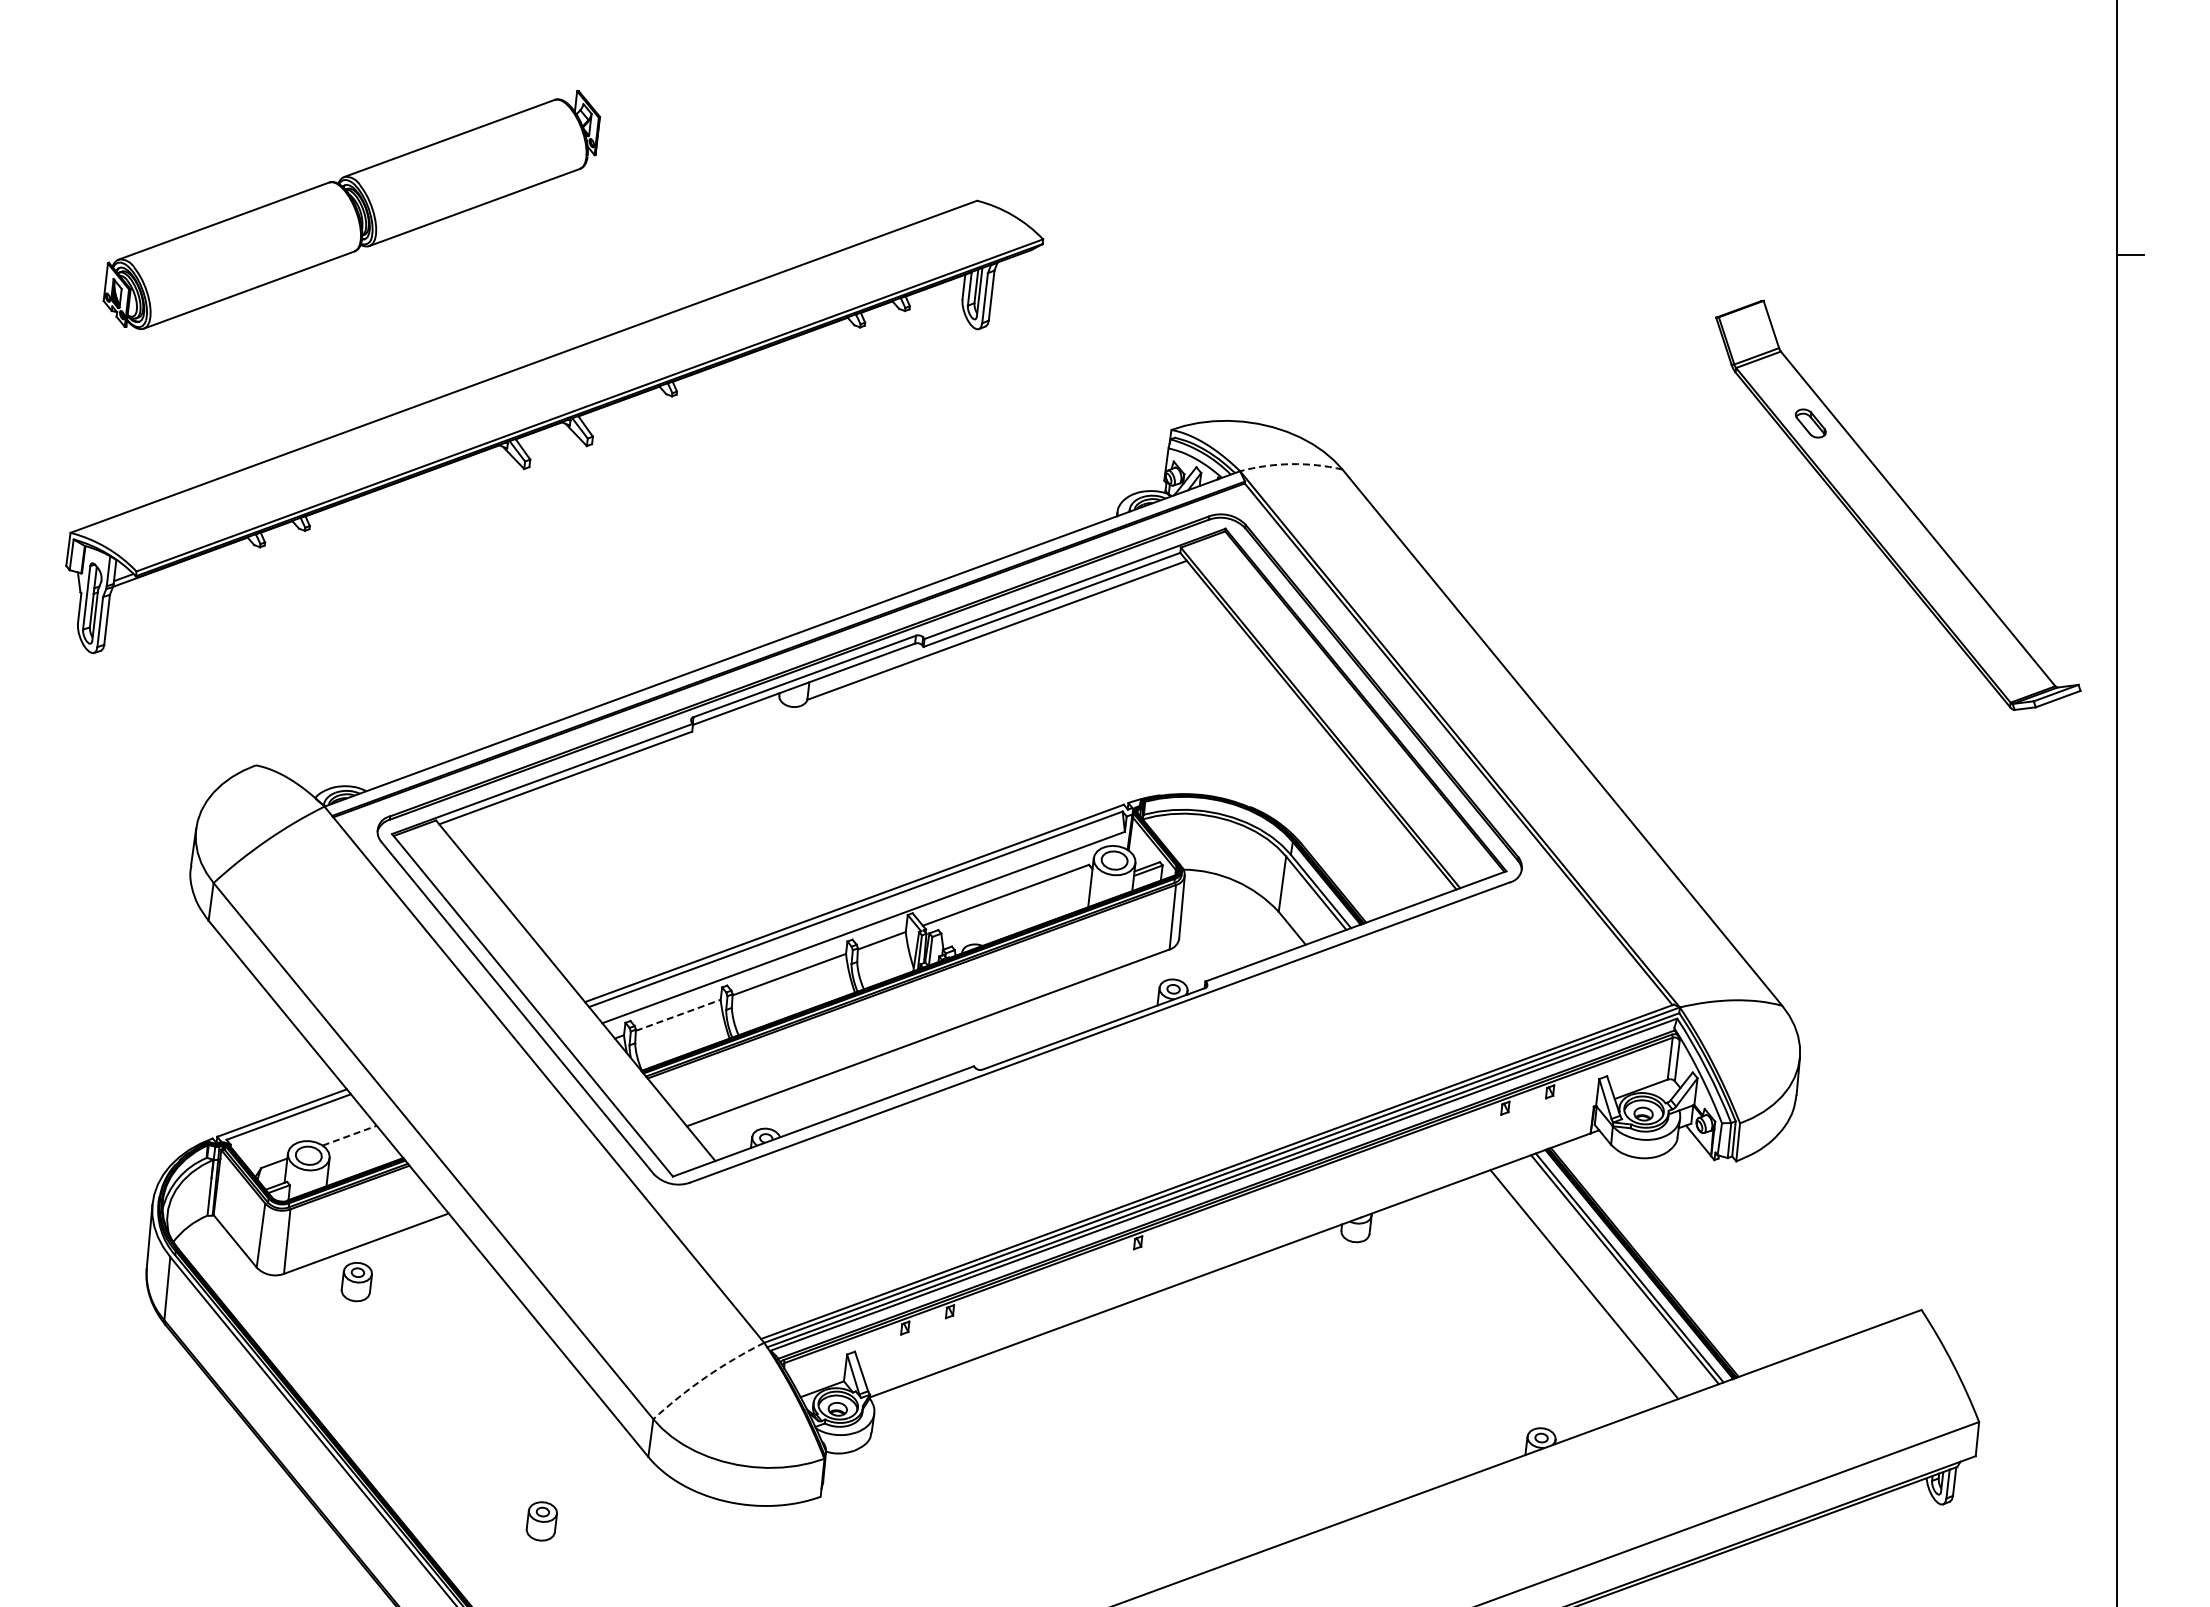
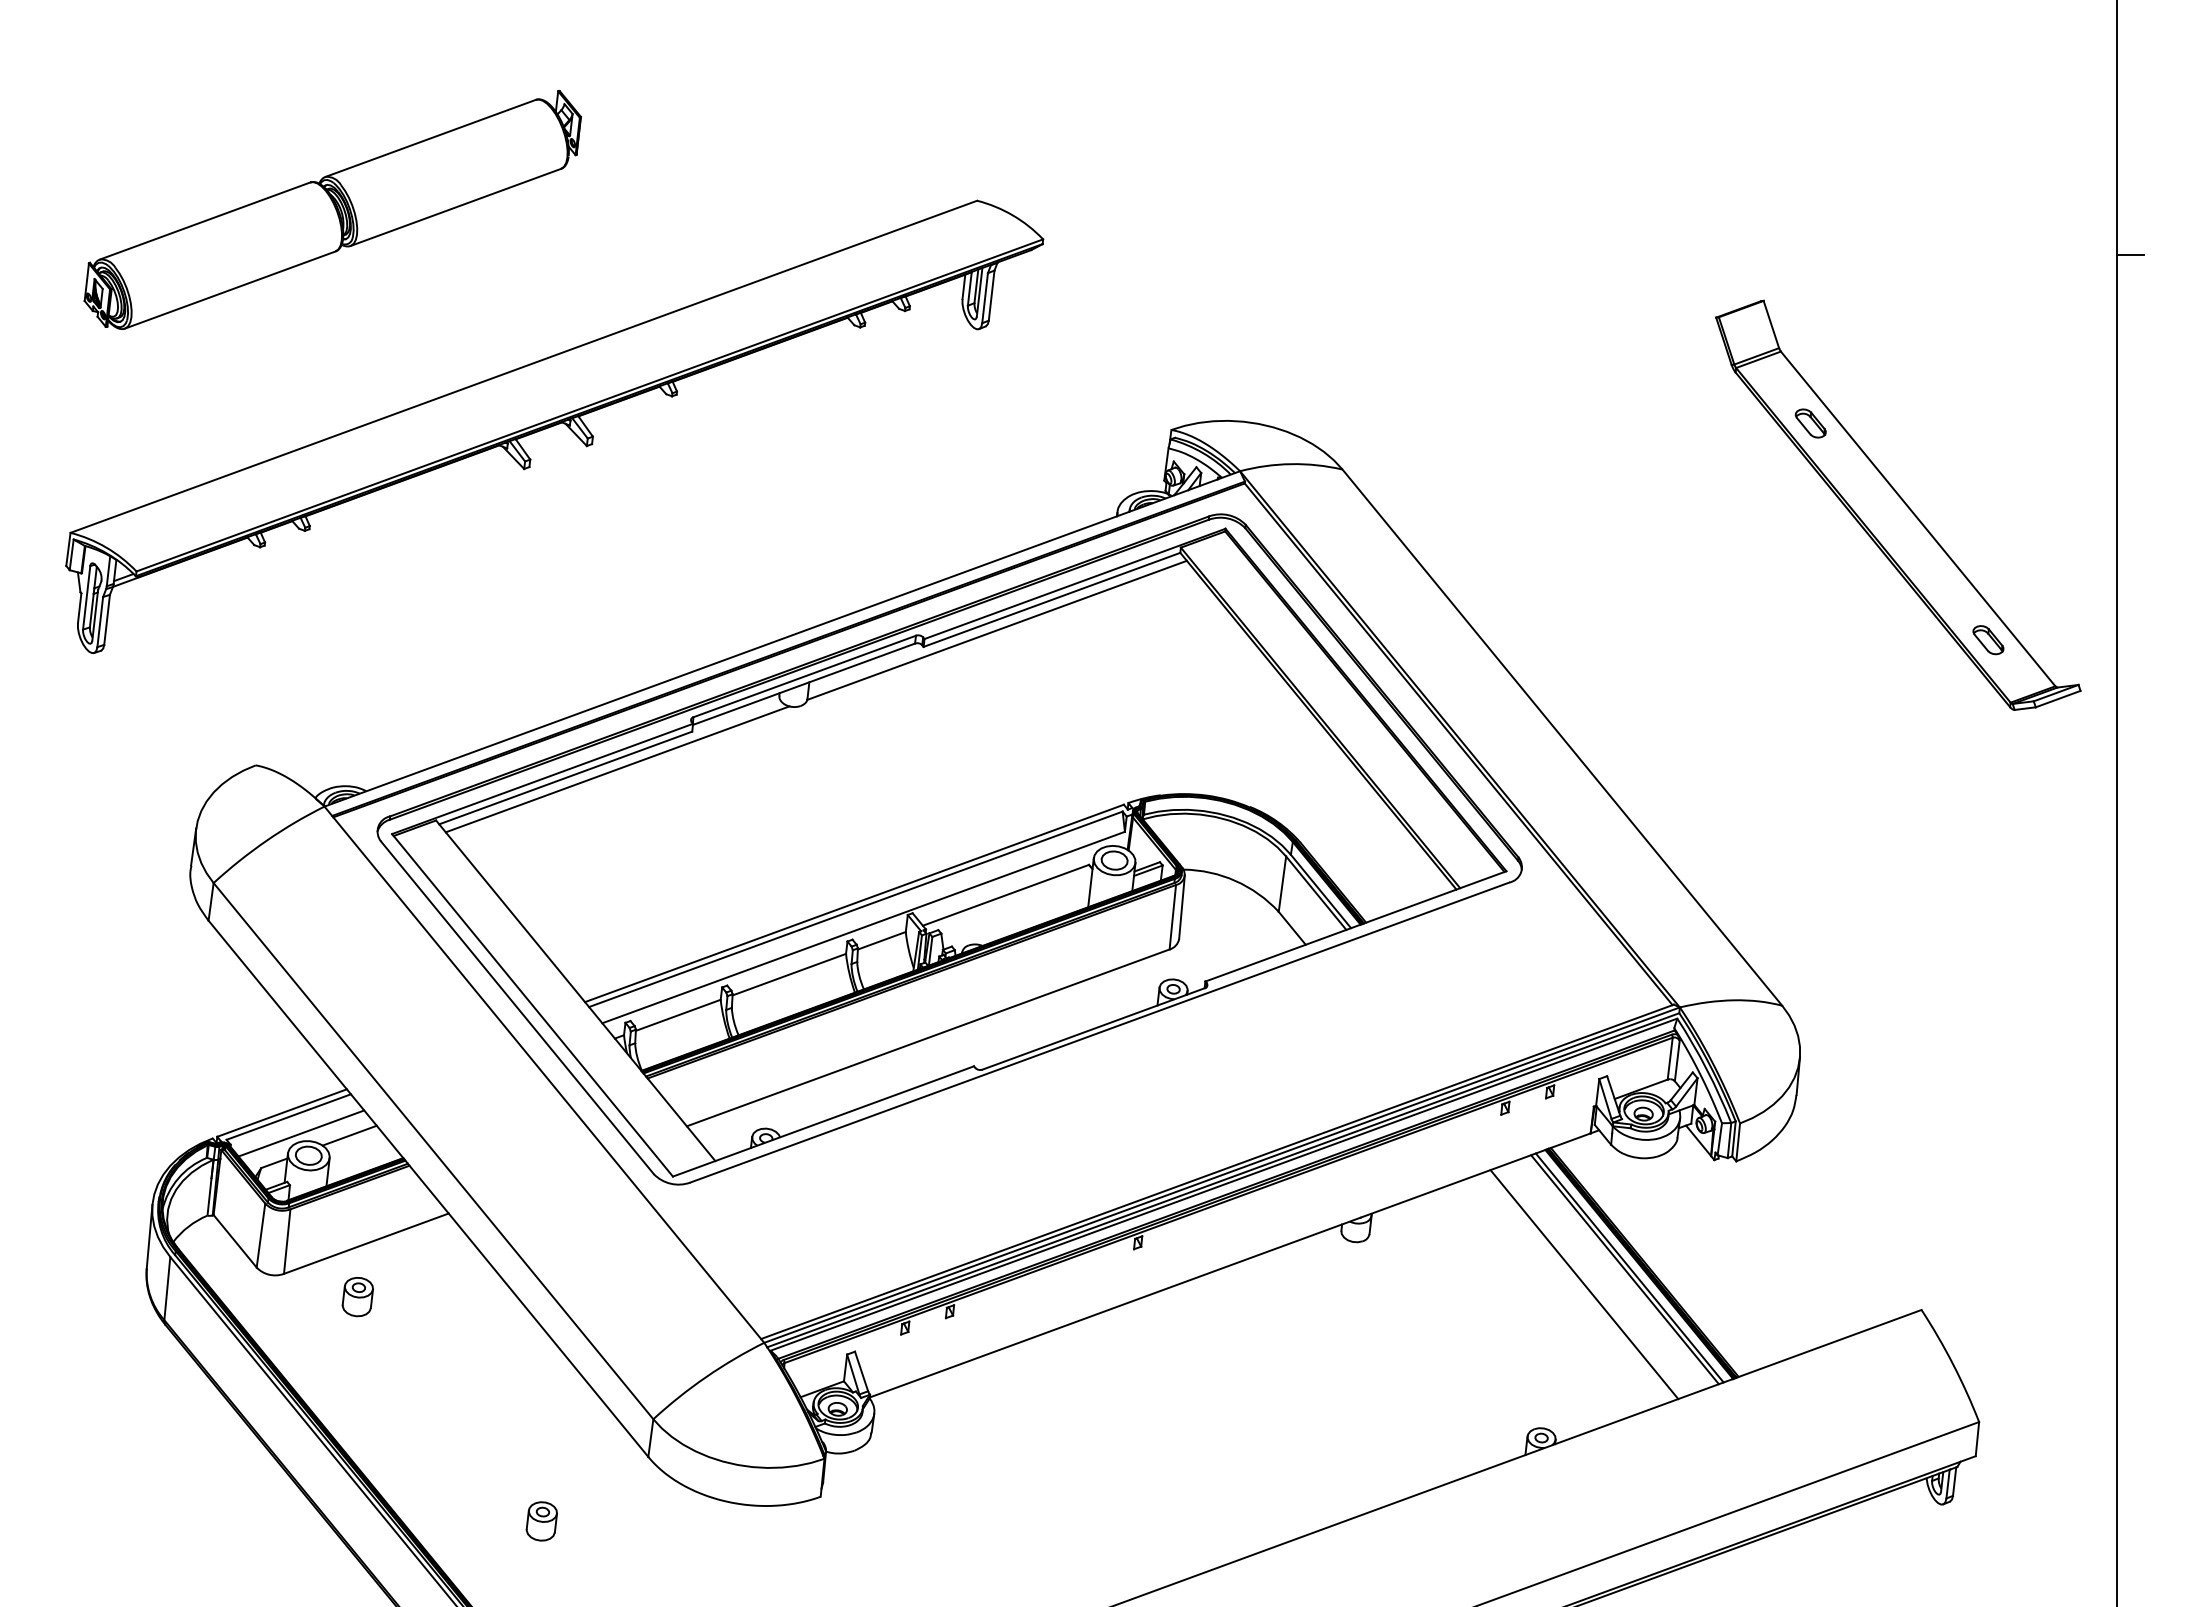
part position: (351, 209) -> (332, 209) (332, 209)
arc: dashed -> solid (1291, 464)
part: none -> present (1988, 640)
line: none -> present (617, 769)
line: dashed -> solid (678, 1015)
line: none -> present (301, 1133)
line: dashed -> solid (349, 1135)
part position: (356, 1281) -> (357, 1296) (357, 1296)
arc: dashed -> solid (706, 1377)
